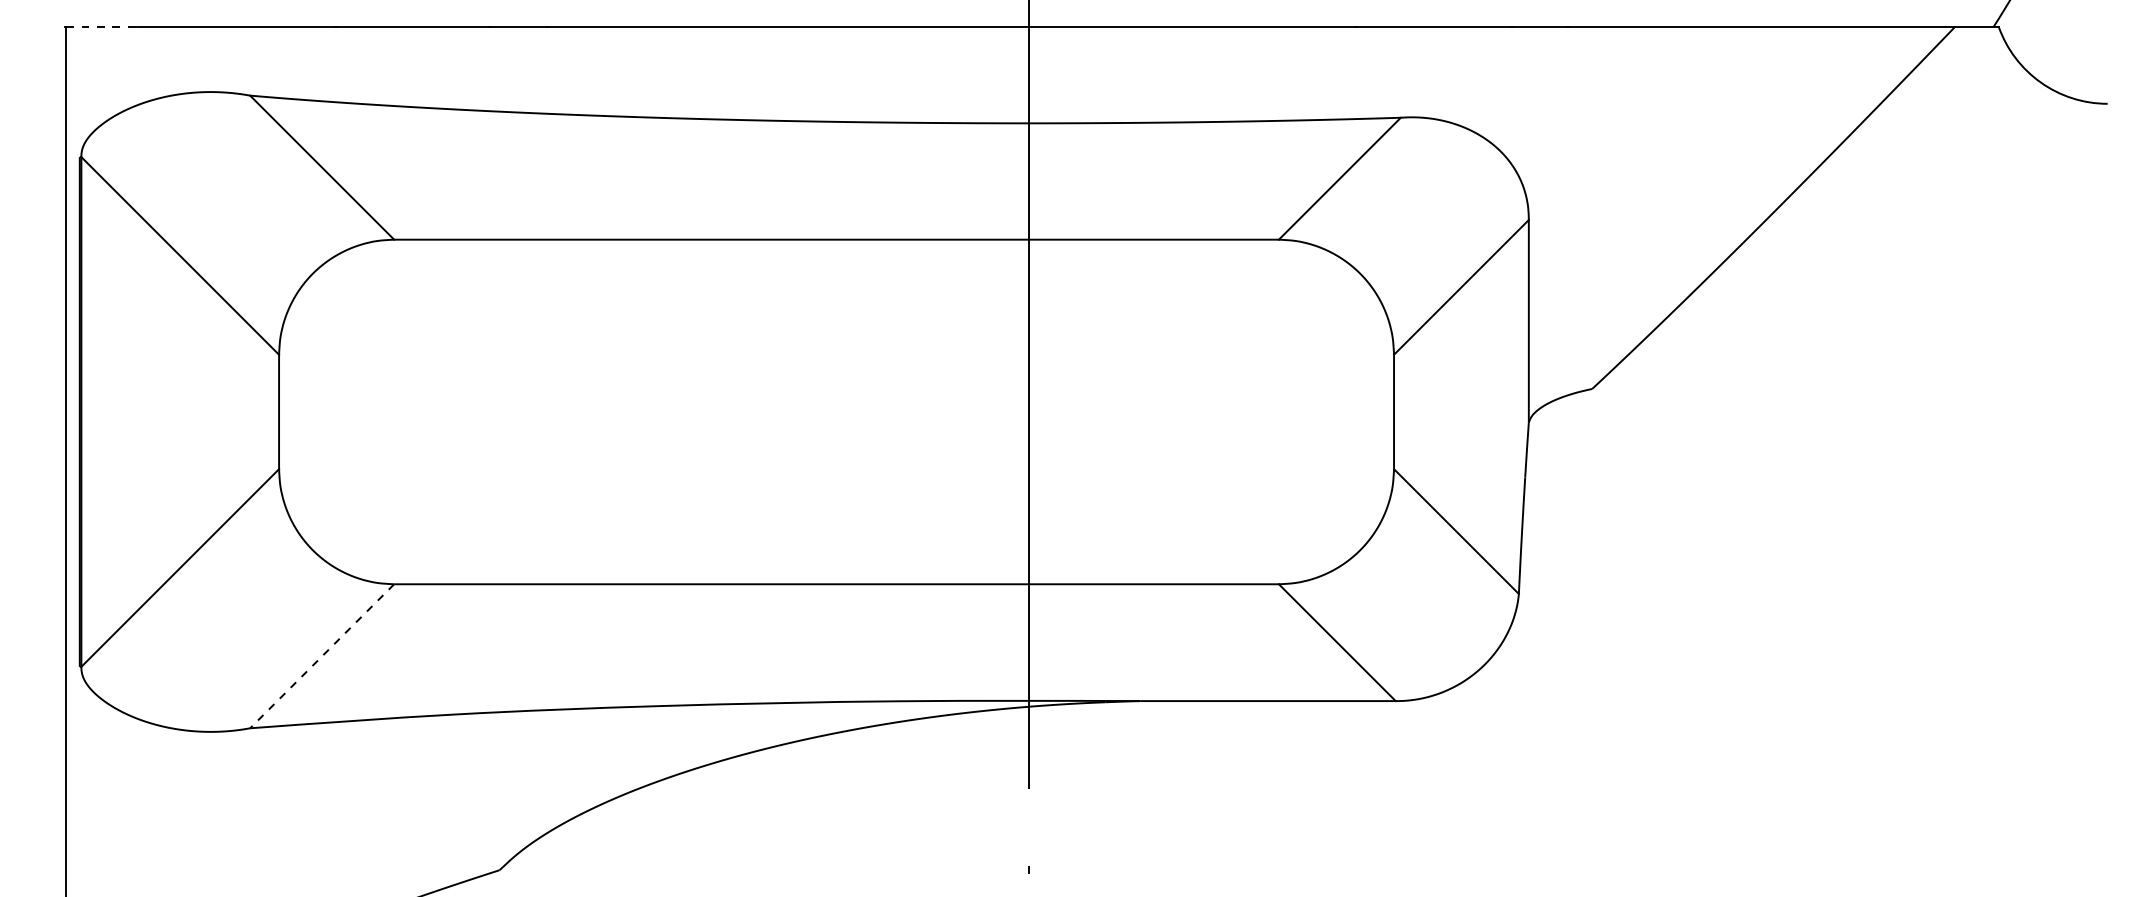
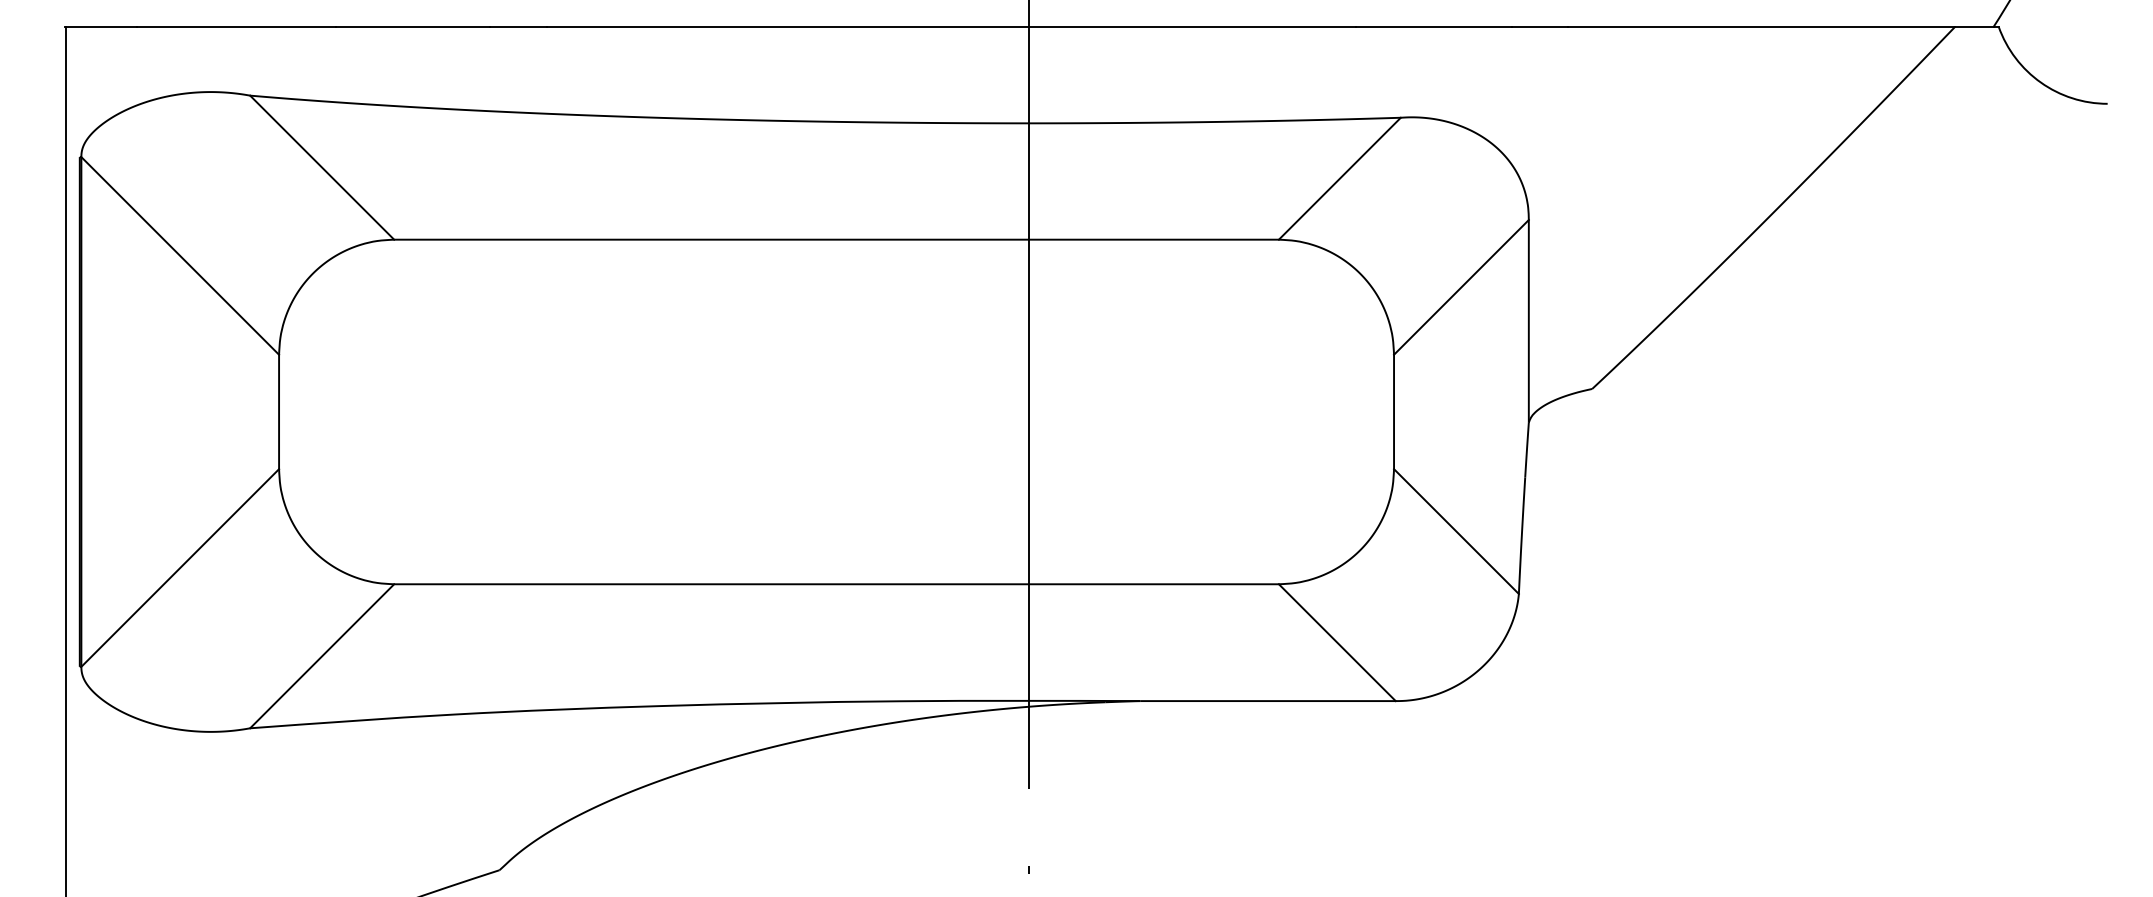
line: dashed -> solid (101, 26)
line: dashed -> solid (322, 656)
